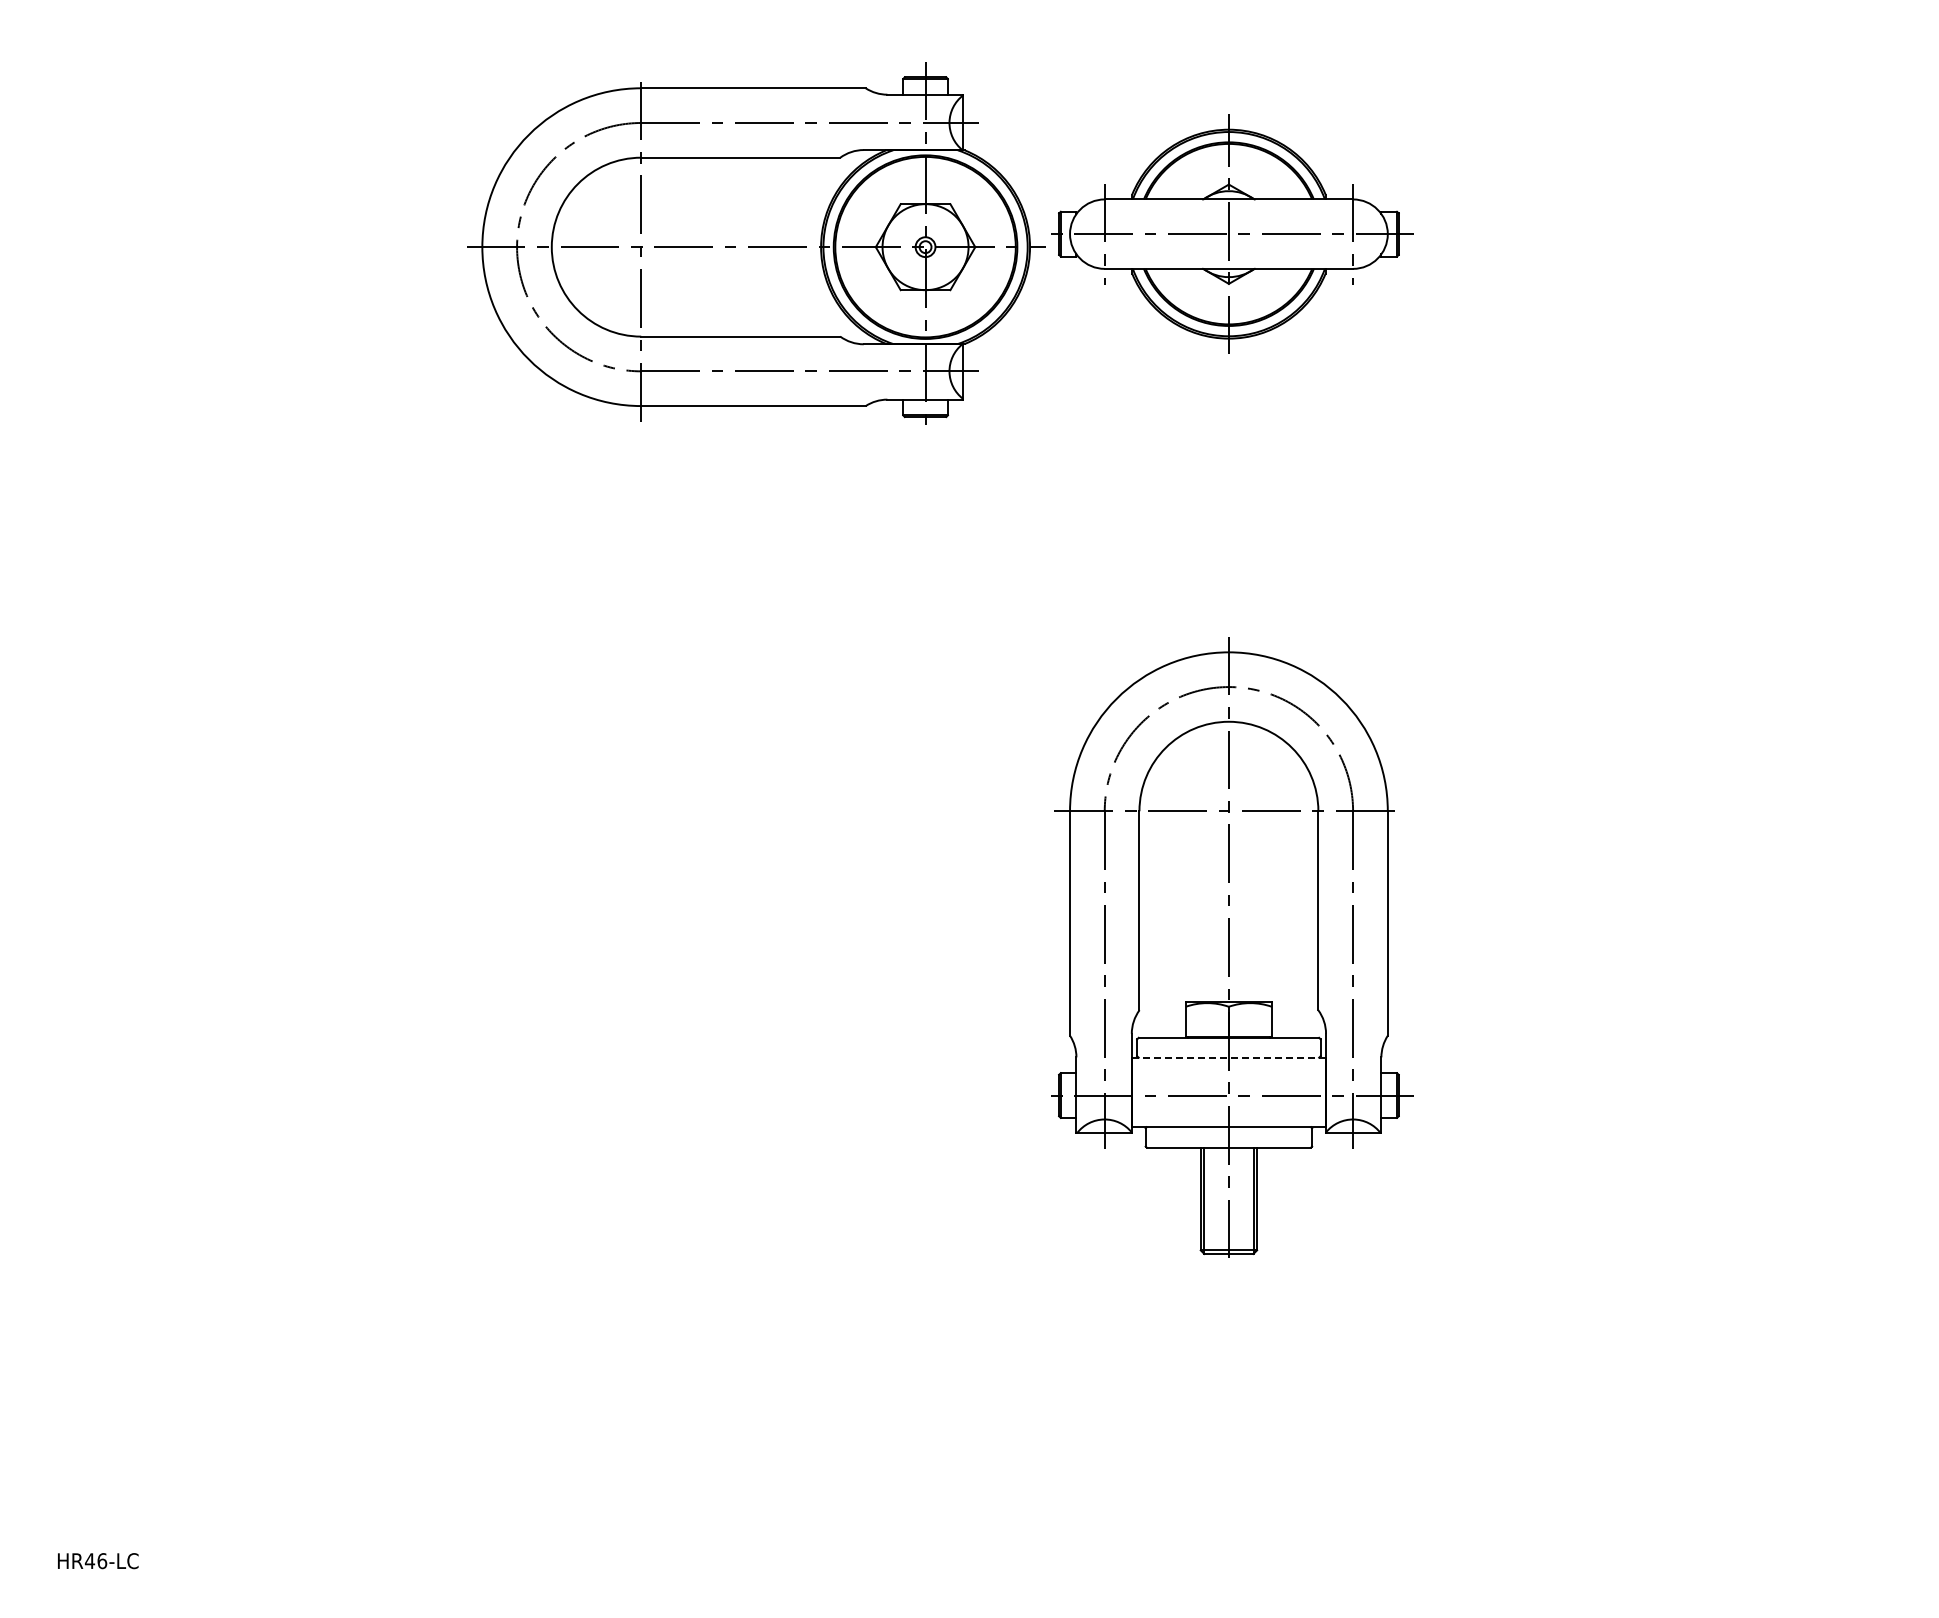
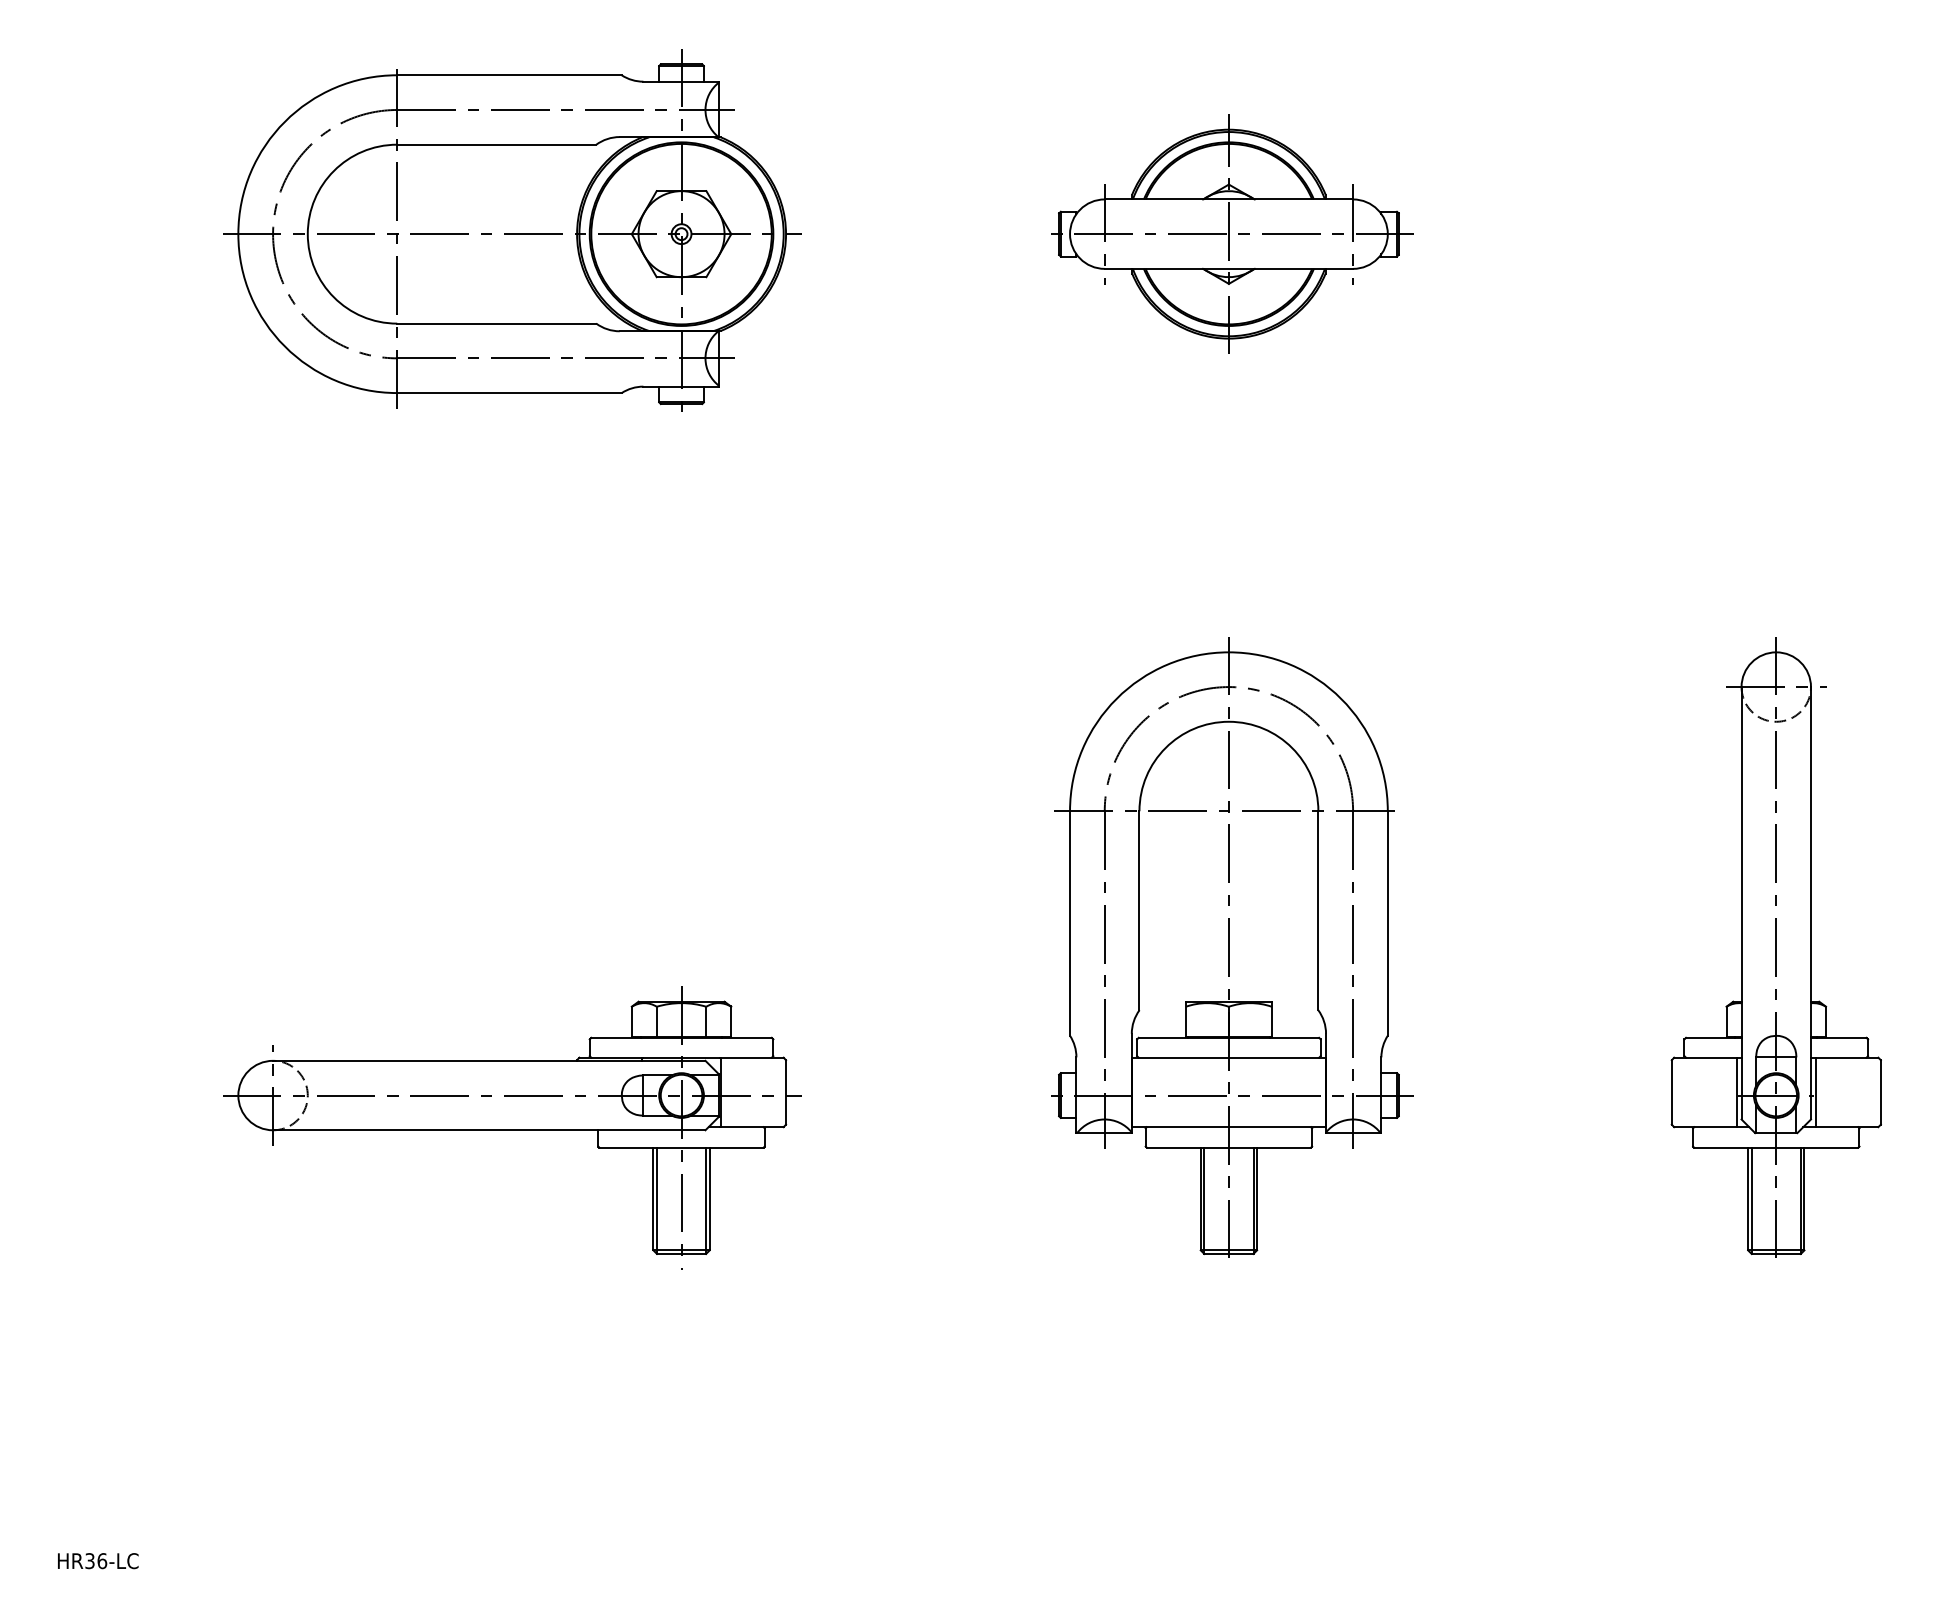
part position: (756, 243) -> (512, 230) (512, 230)
part: none -> present (1775, 947)
line: dashed -> solid (1228, 1057)
part: none -> present (512, 1127)
text: HR46-LC -> HR36-LC (89, 1561)
